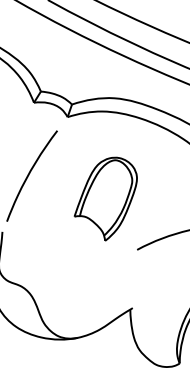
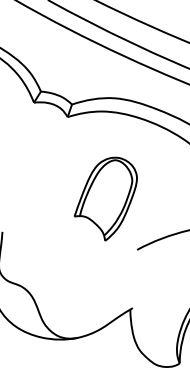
curve: present -> none (29, 175)
